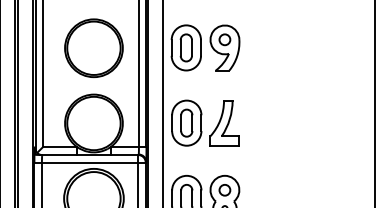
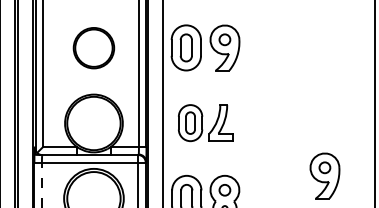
part size: 60x60 px -> 44x43 px (93, 48)
part size: 69x48 px -> 56x39 px (205, 123)
part: none -> present (324, 175)
line: solid -> dashed (41, 184)
